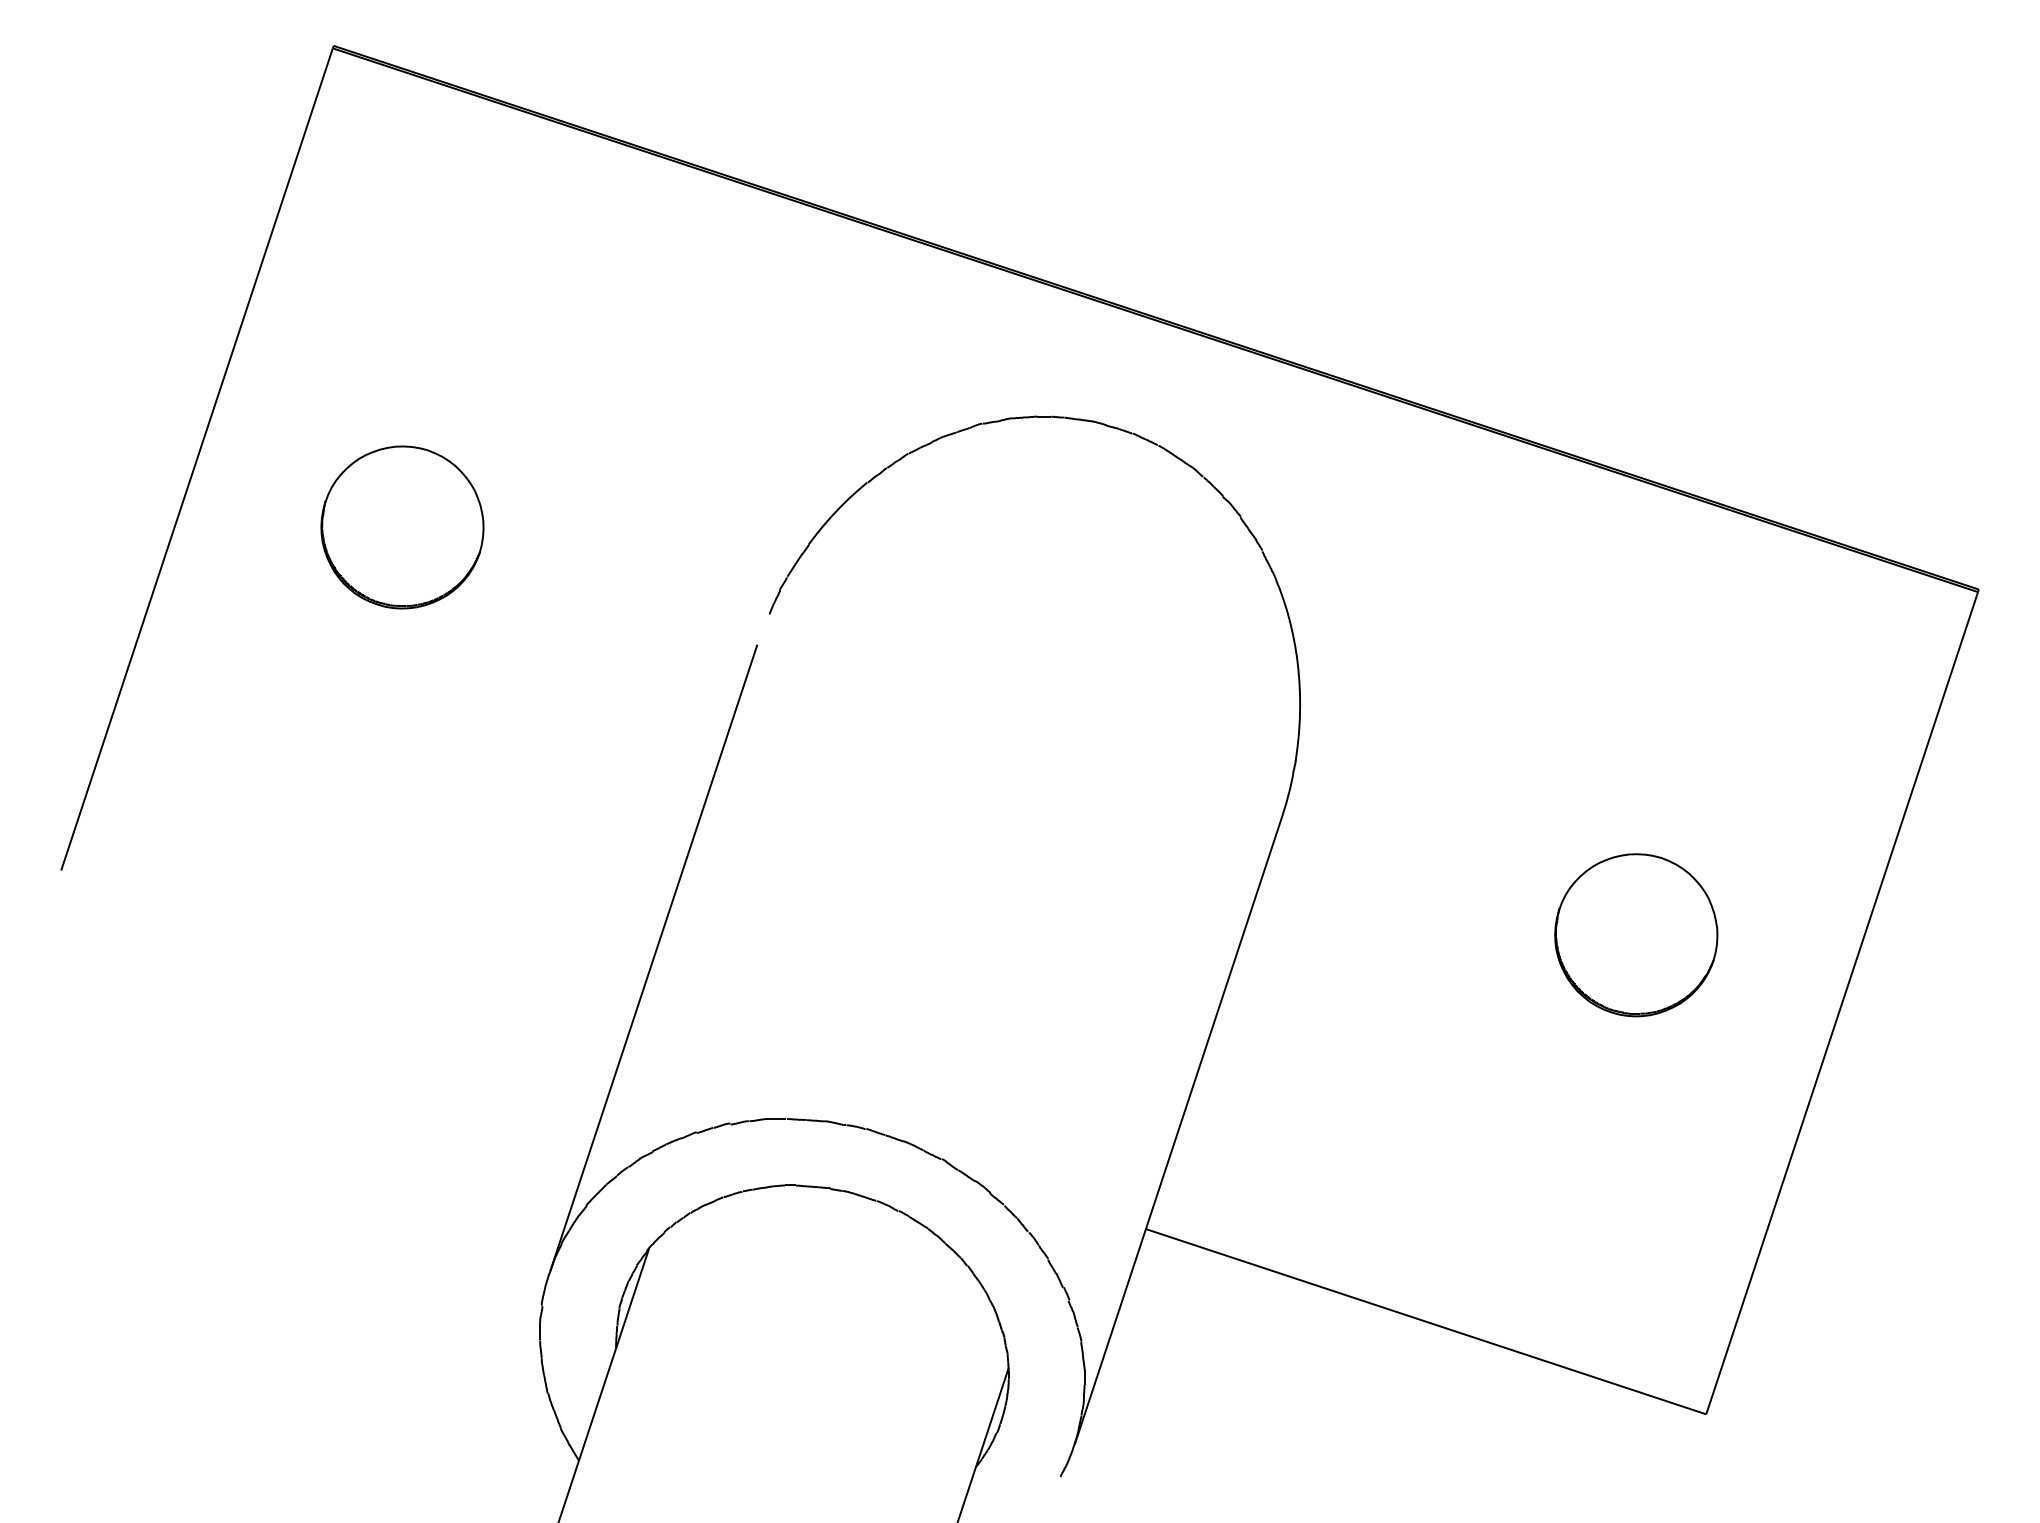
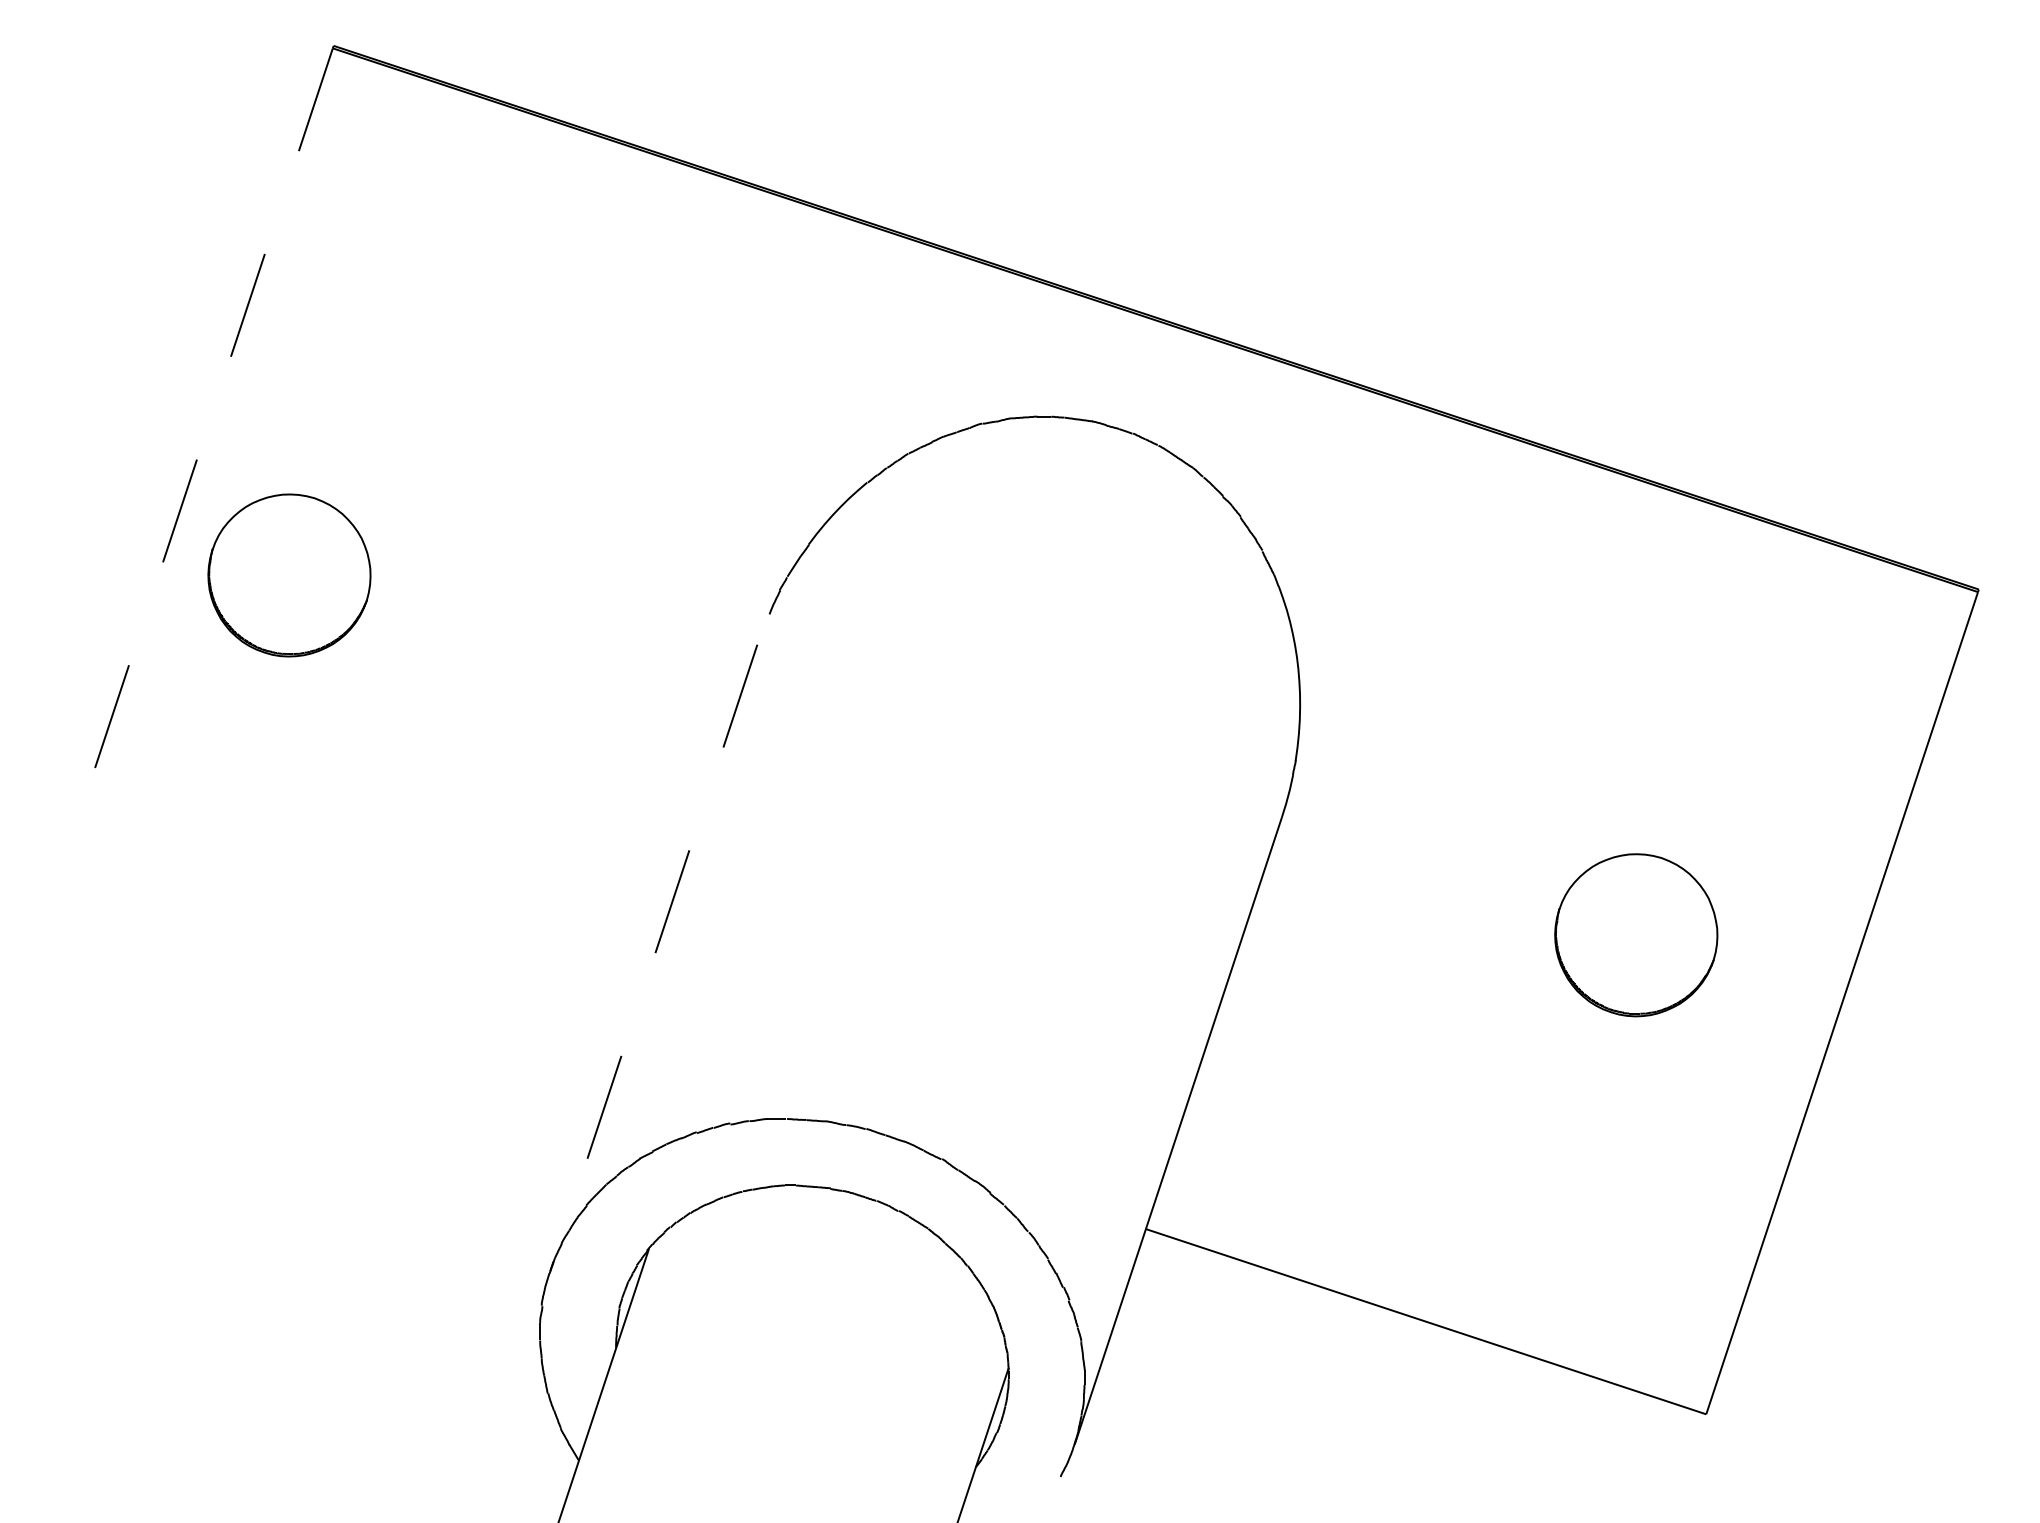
line: solid -> dashed (197, 459)
part position: (402, 527) -> (289, 575) (289, 575)
line: solid -> dashed (653, 958)
